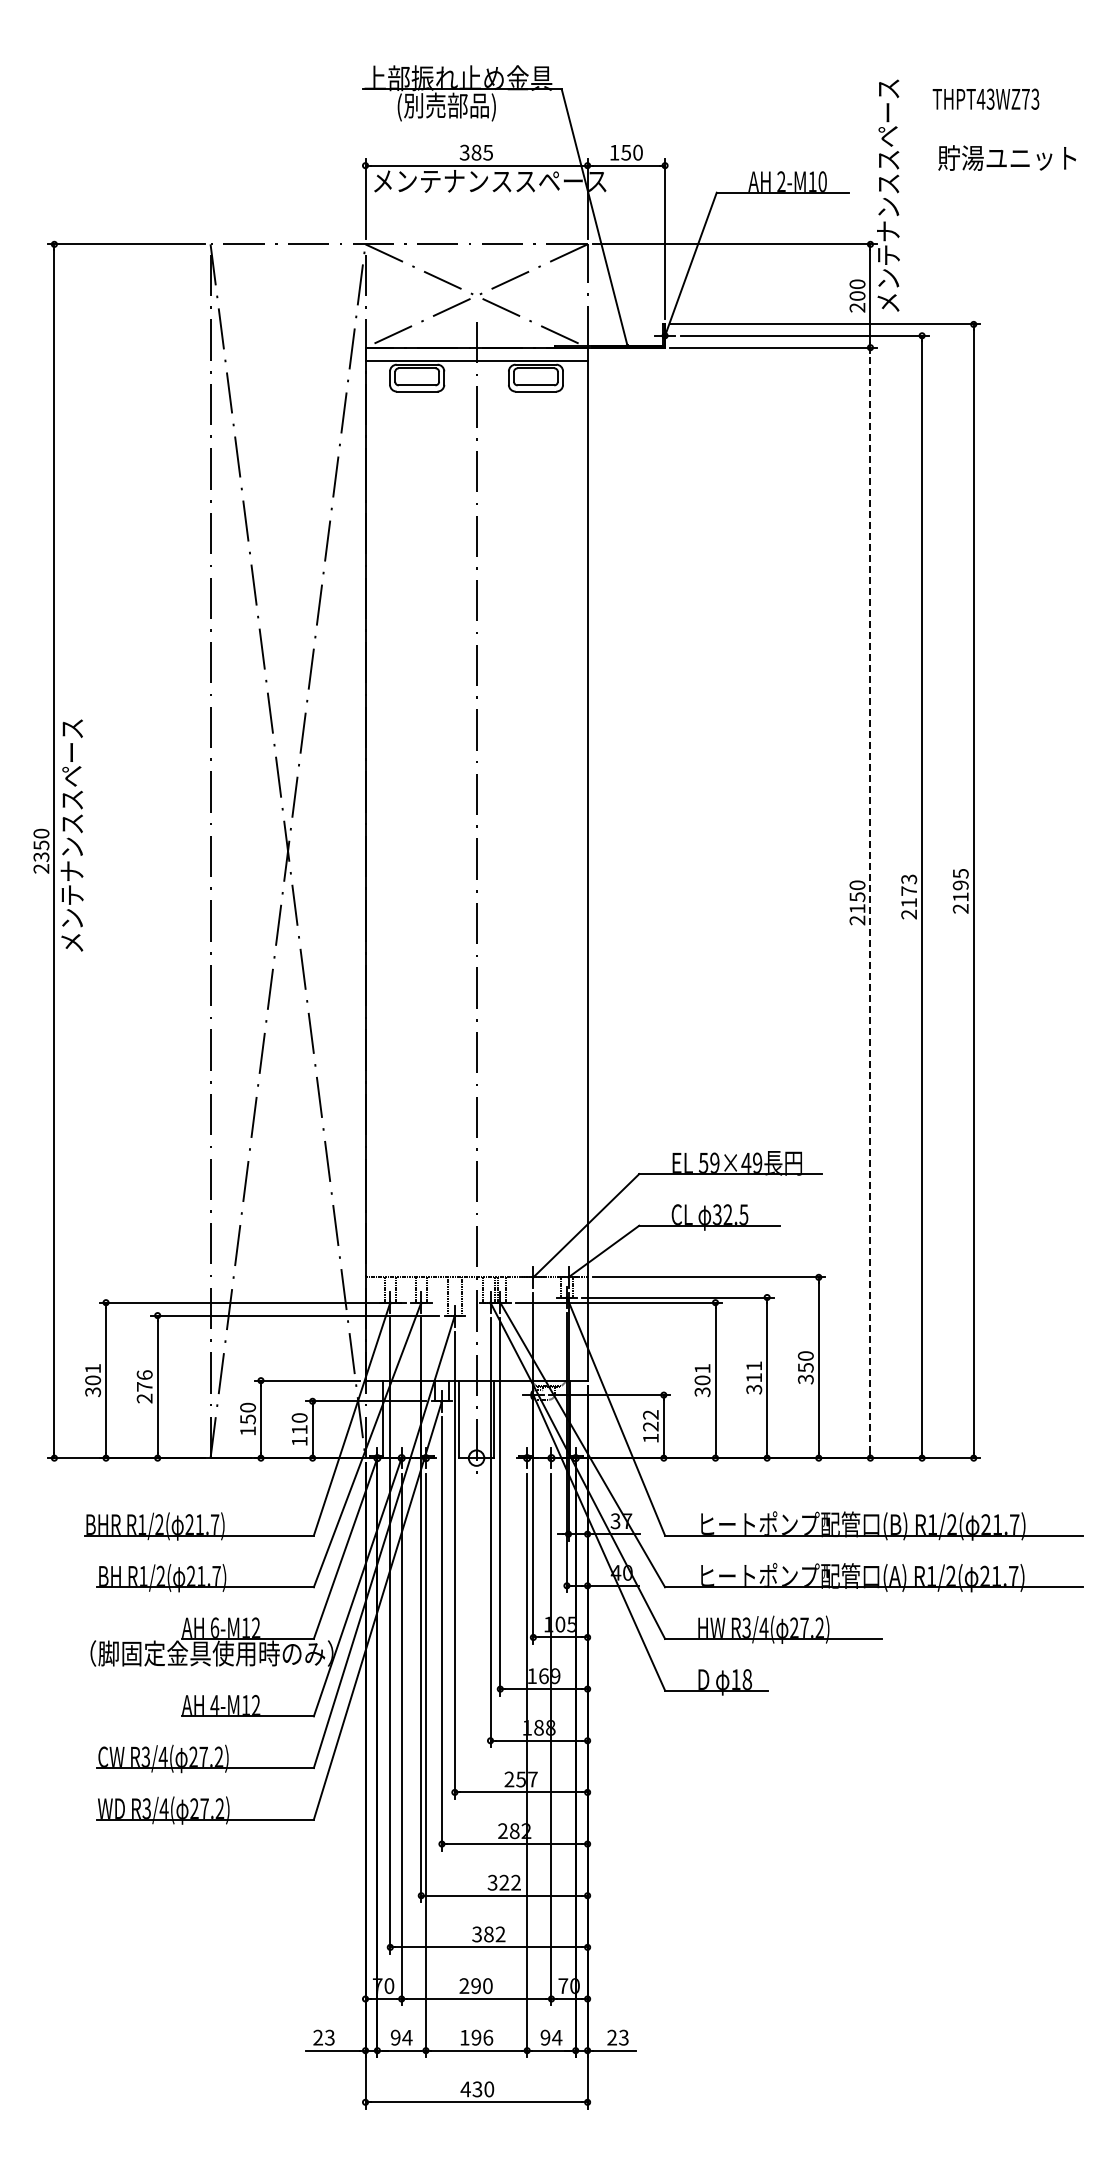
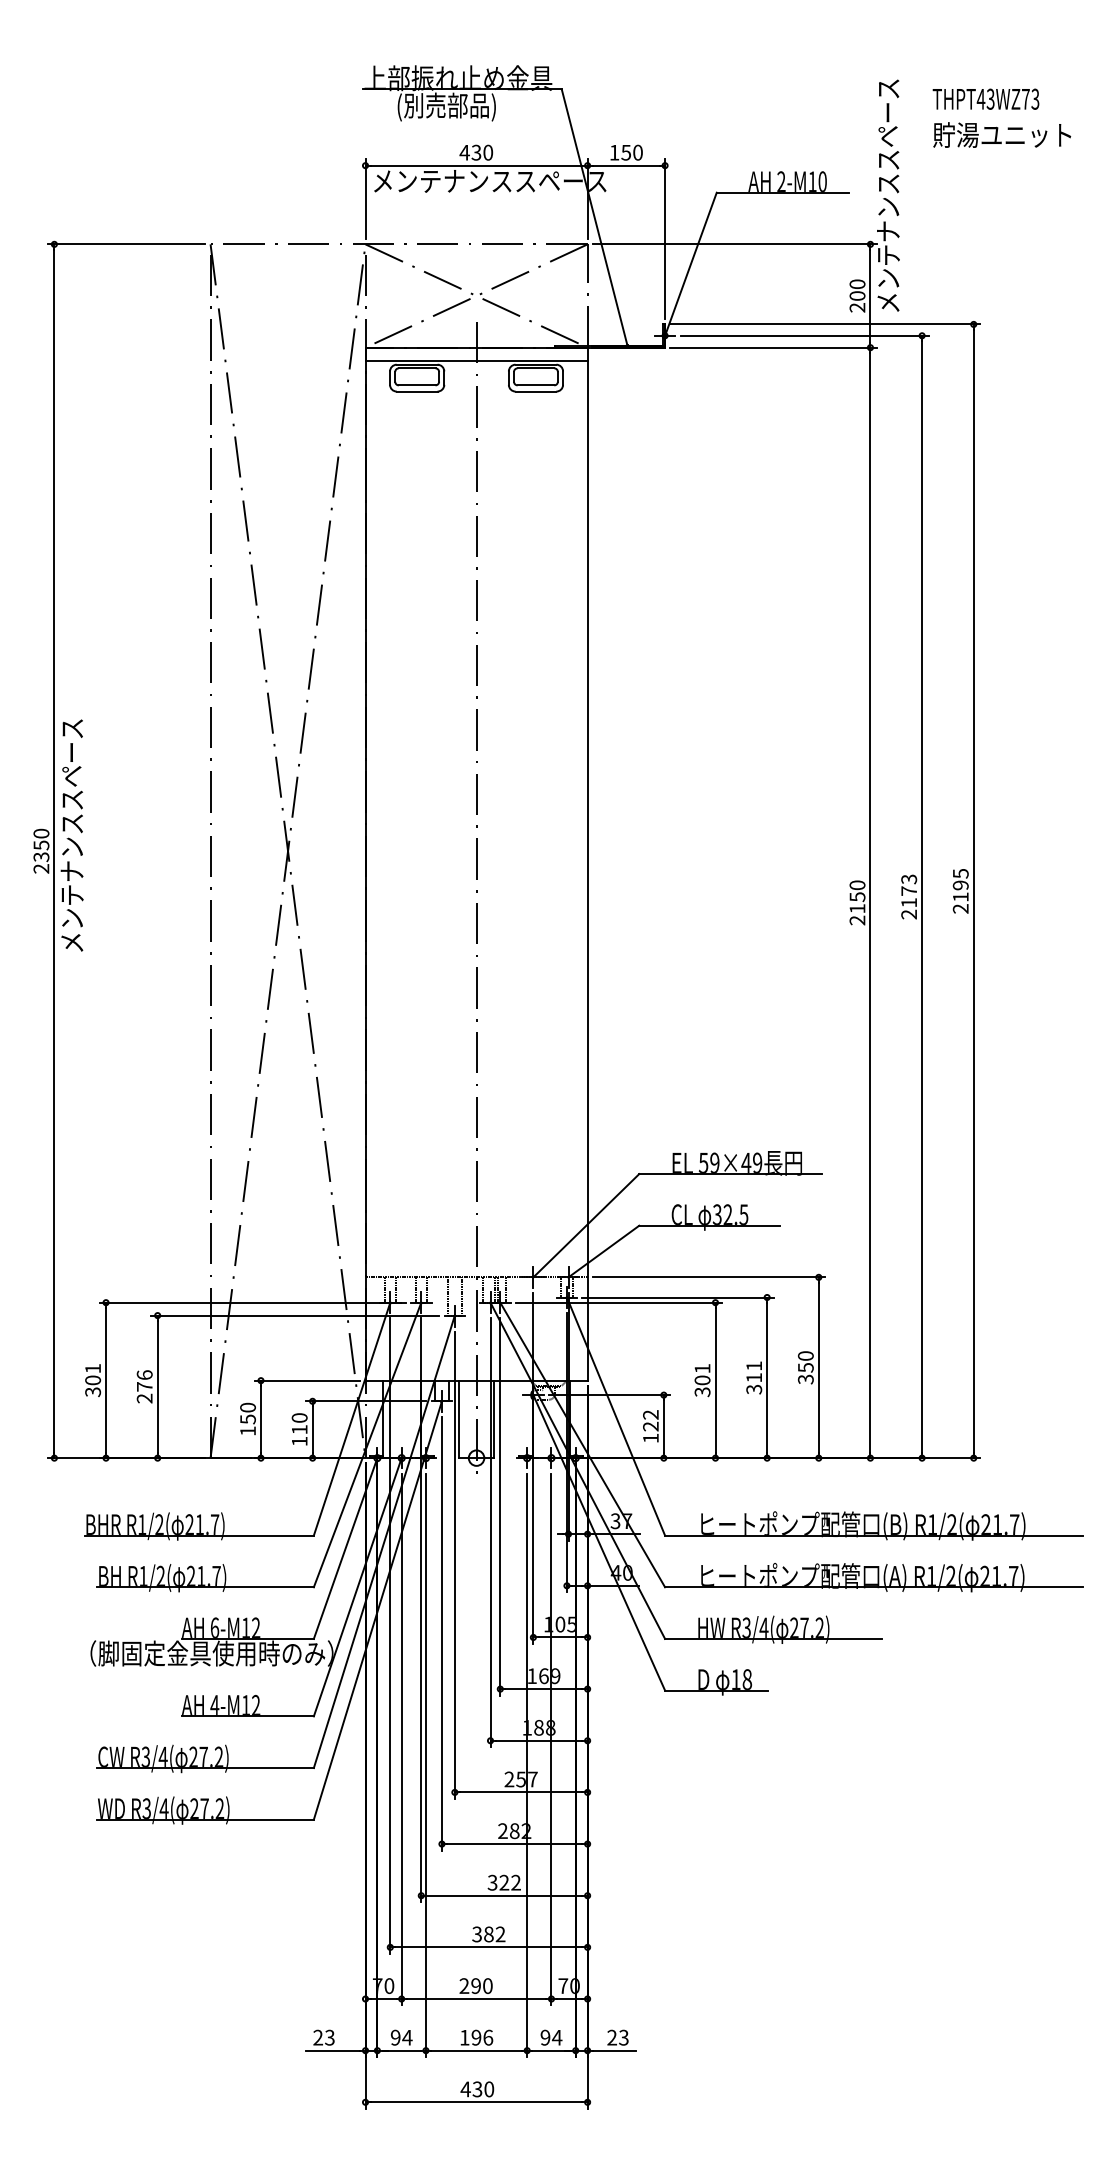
text: 385 -> 430 (476, 152)
text position: (1007, 157) -> (1002, 134) (1002, 134)
line: dashed -> solid (870, 902)
